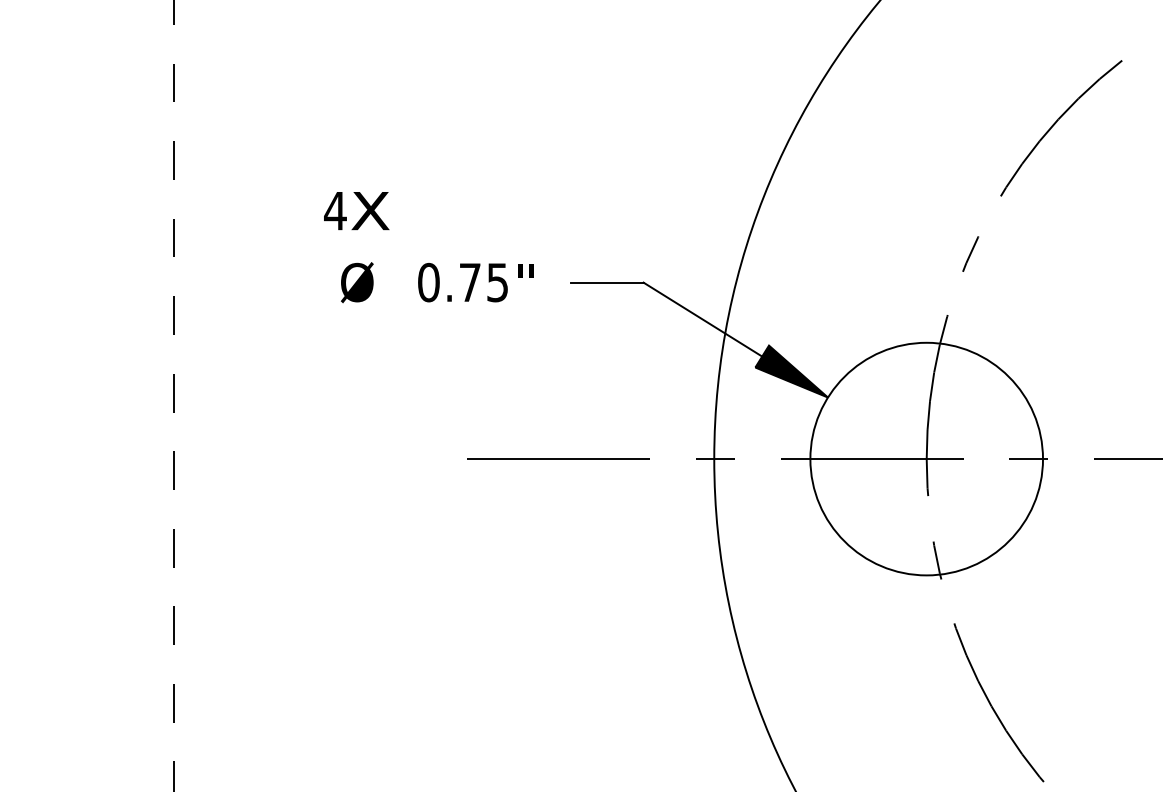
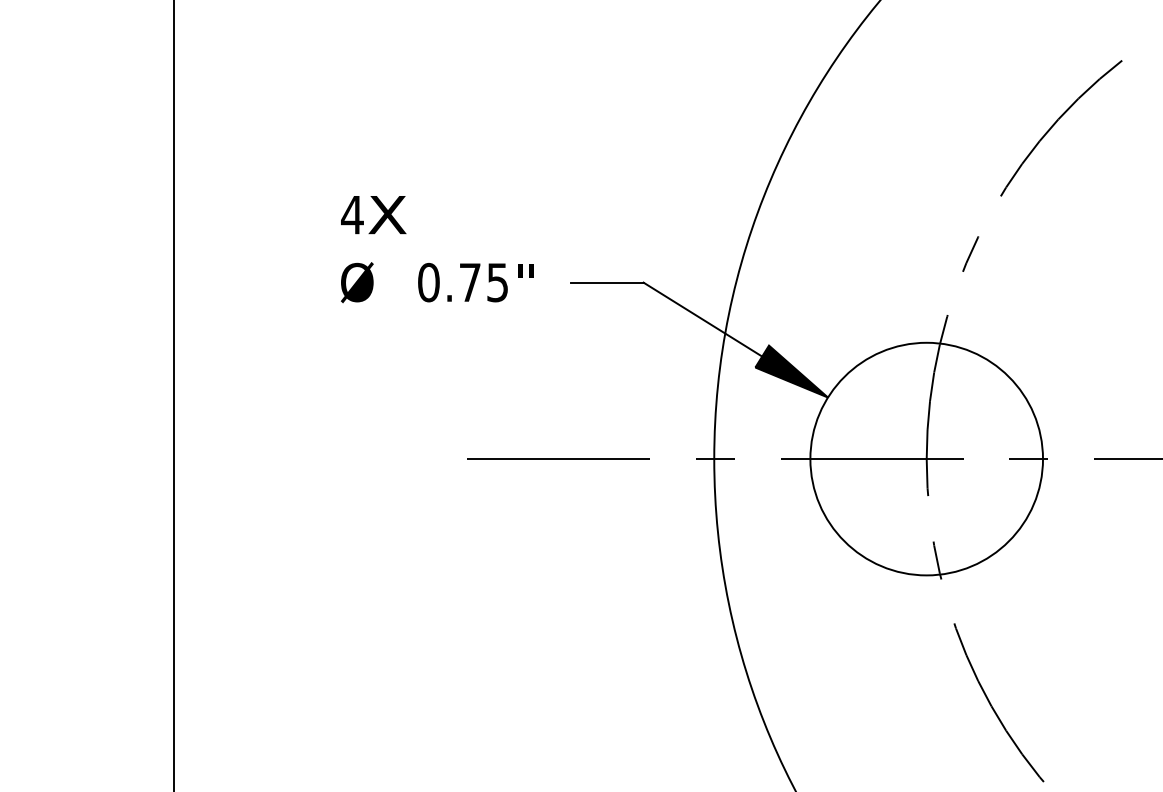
text position: (356, 211) -> (373, 215) (373, 215)
line: dashed -> solid (174, 395)
